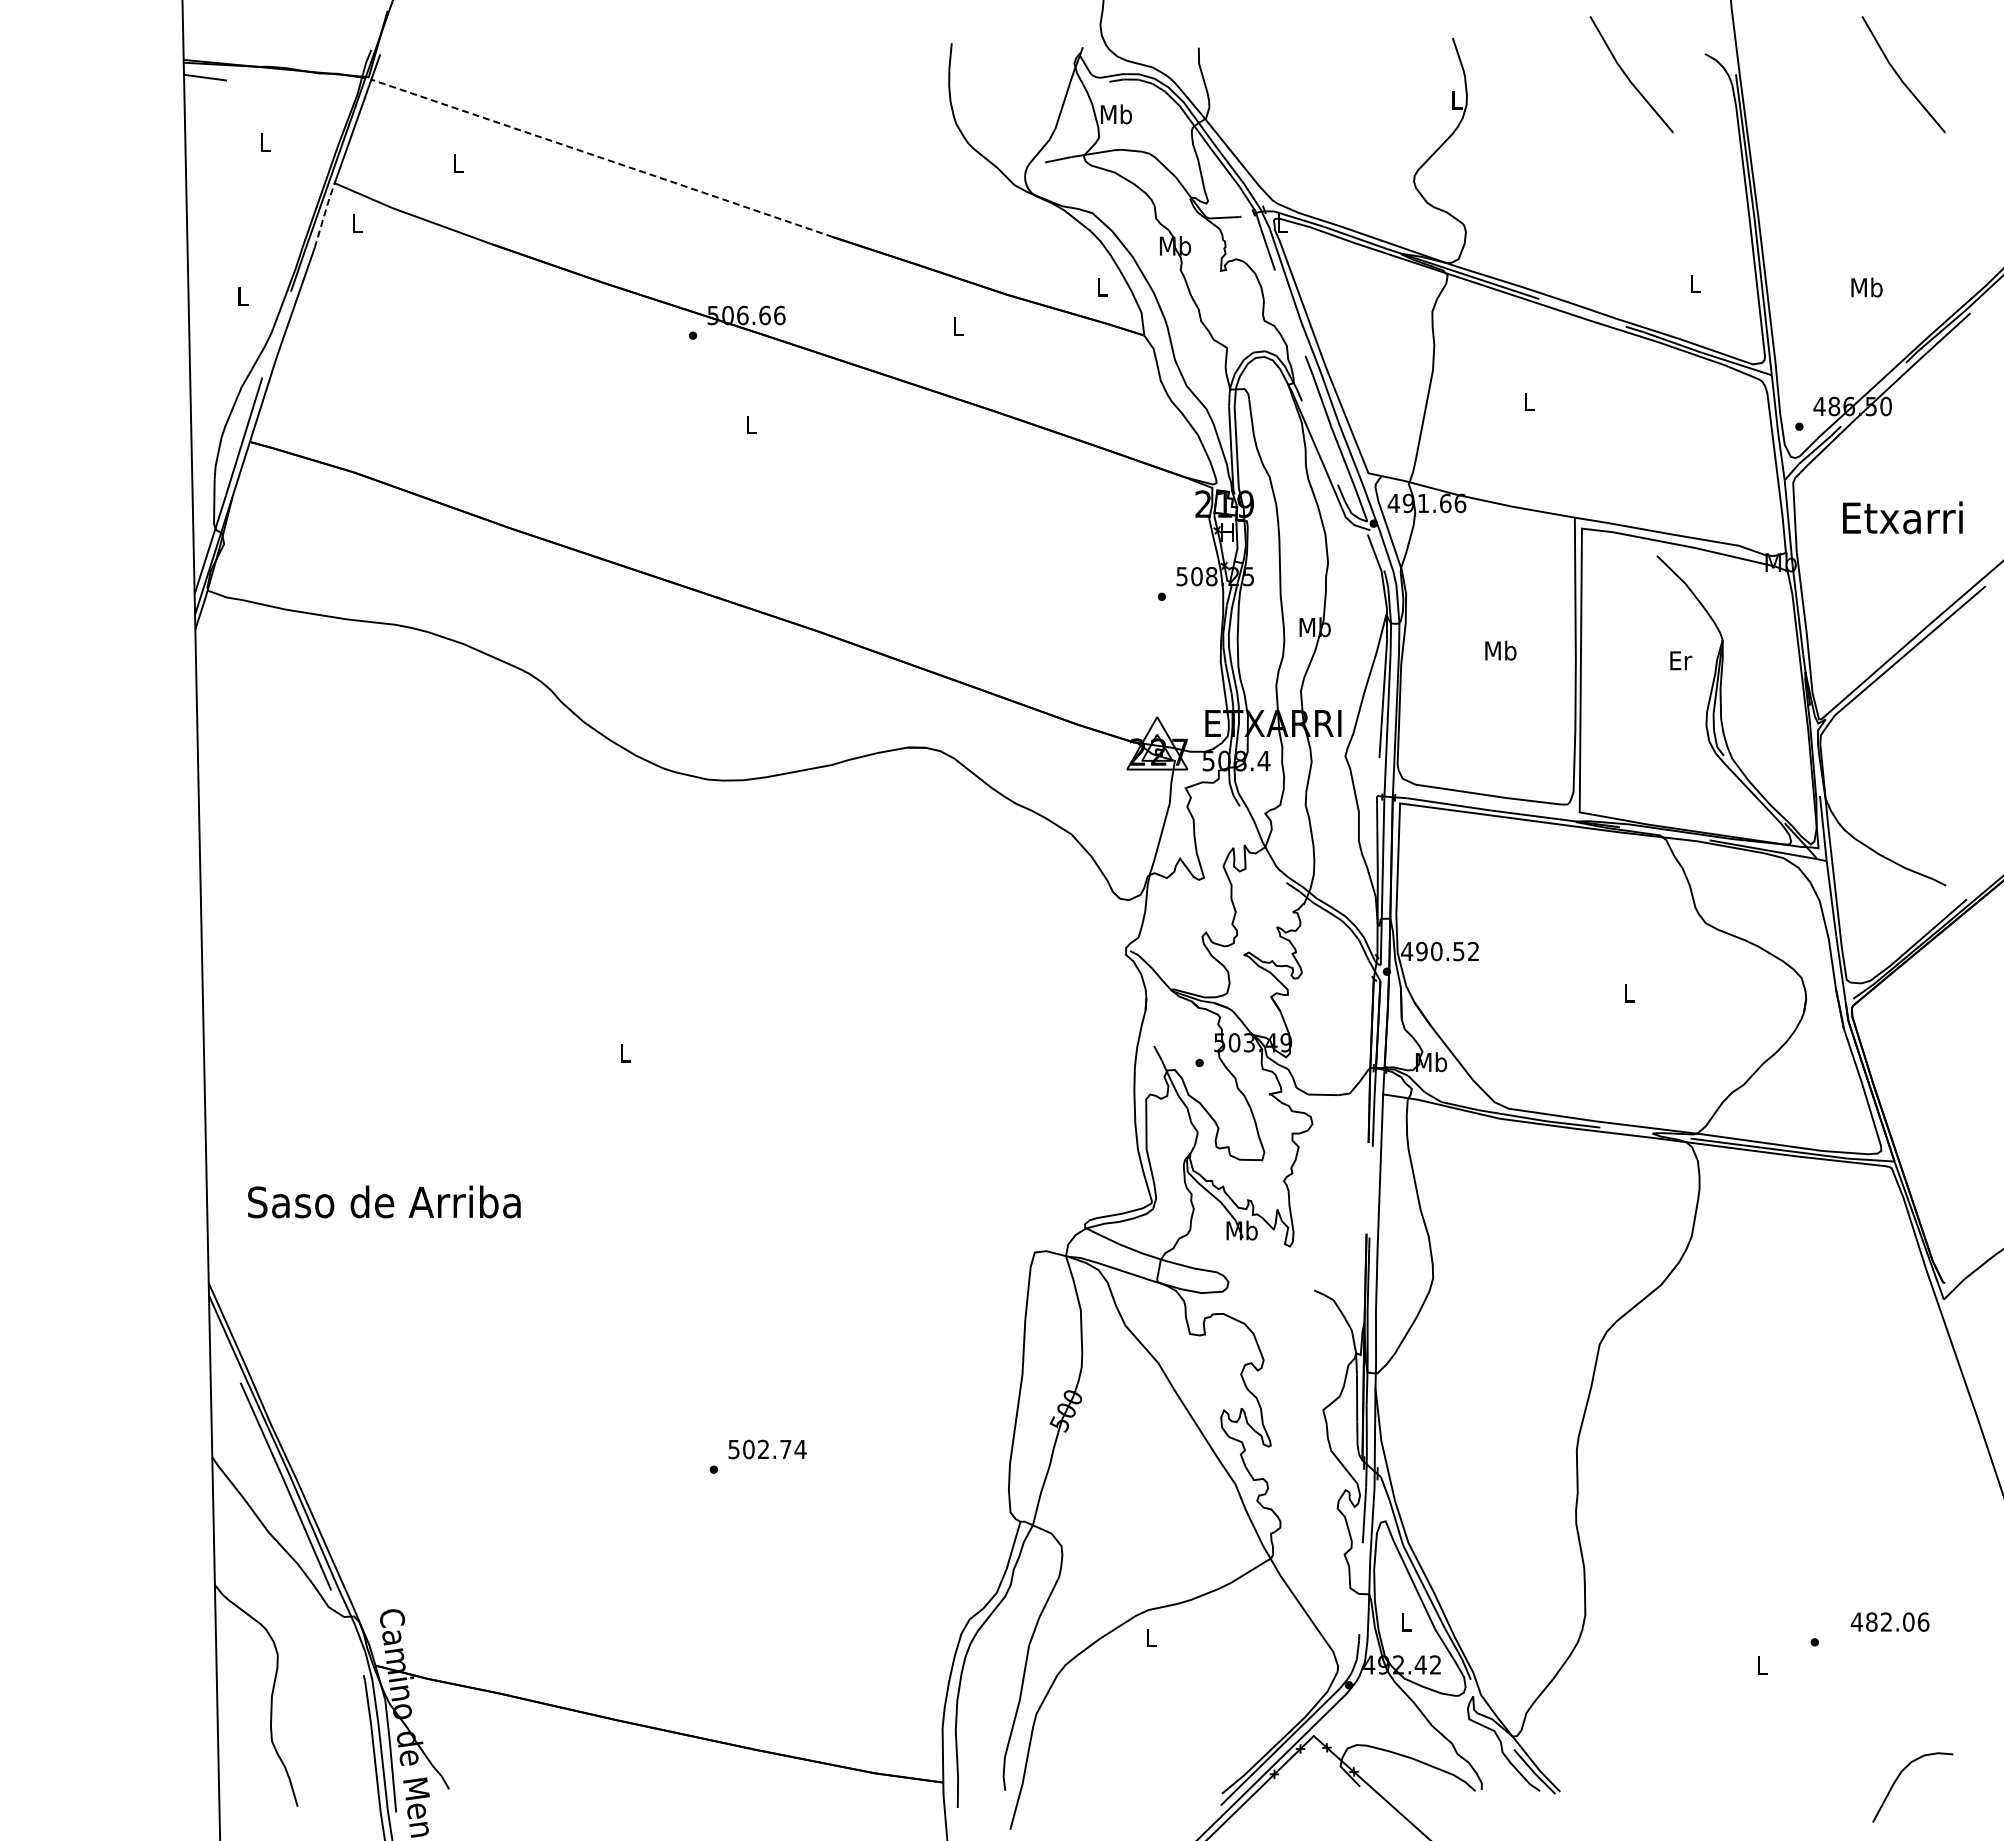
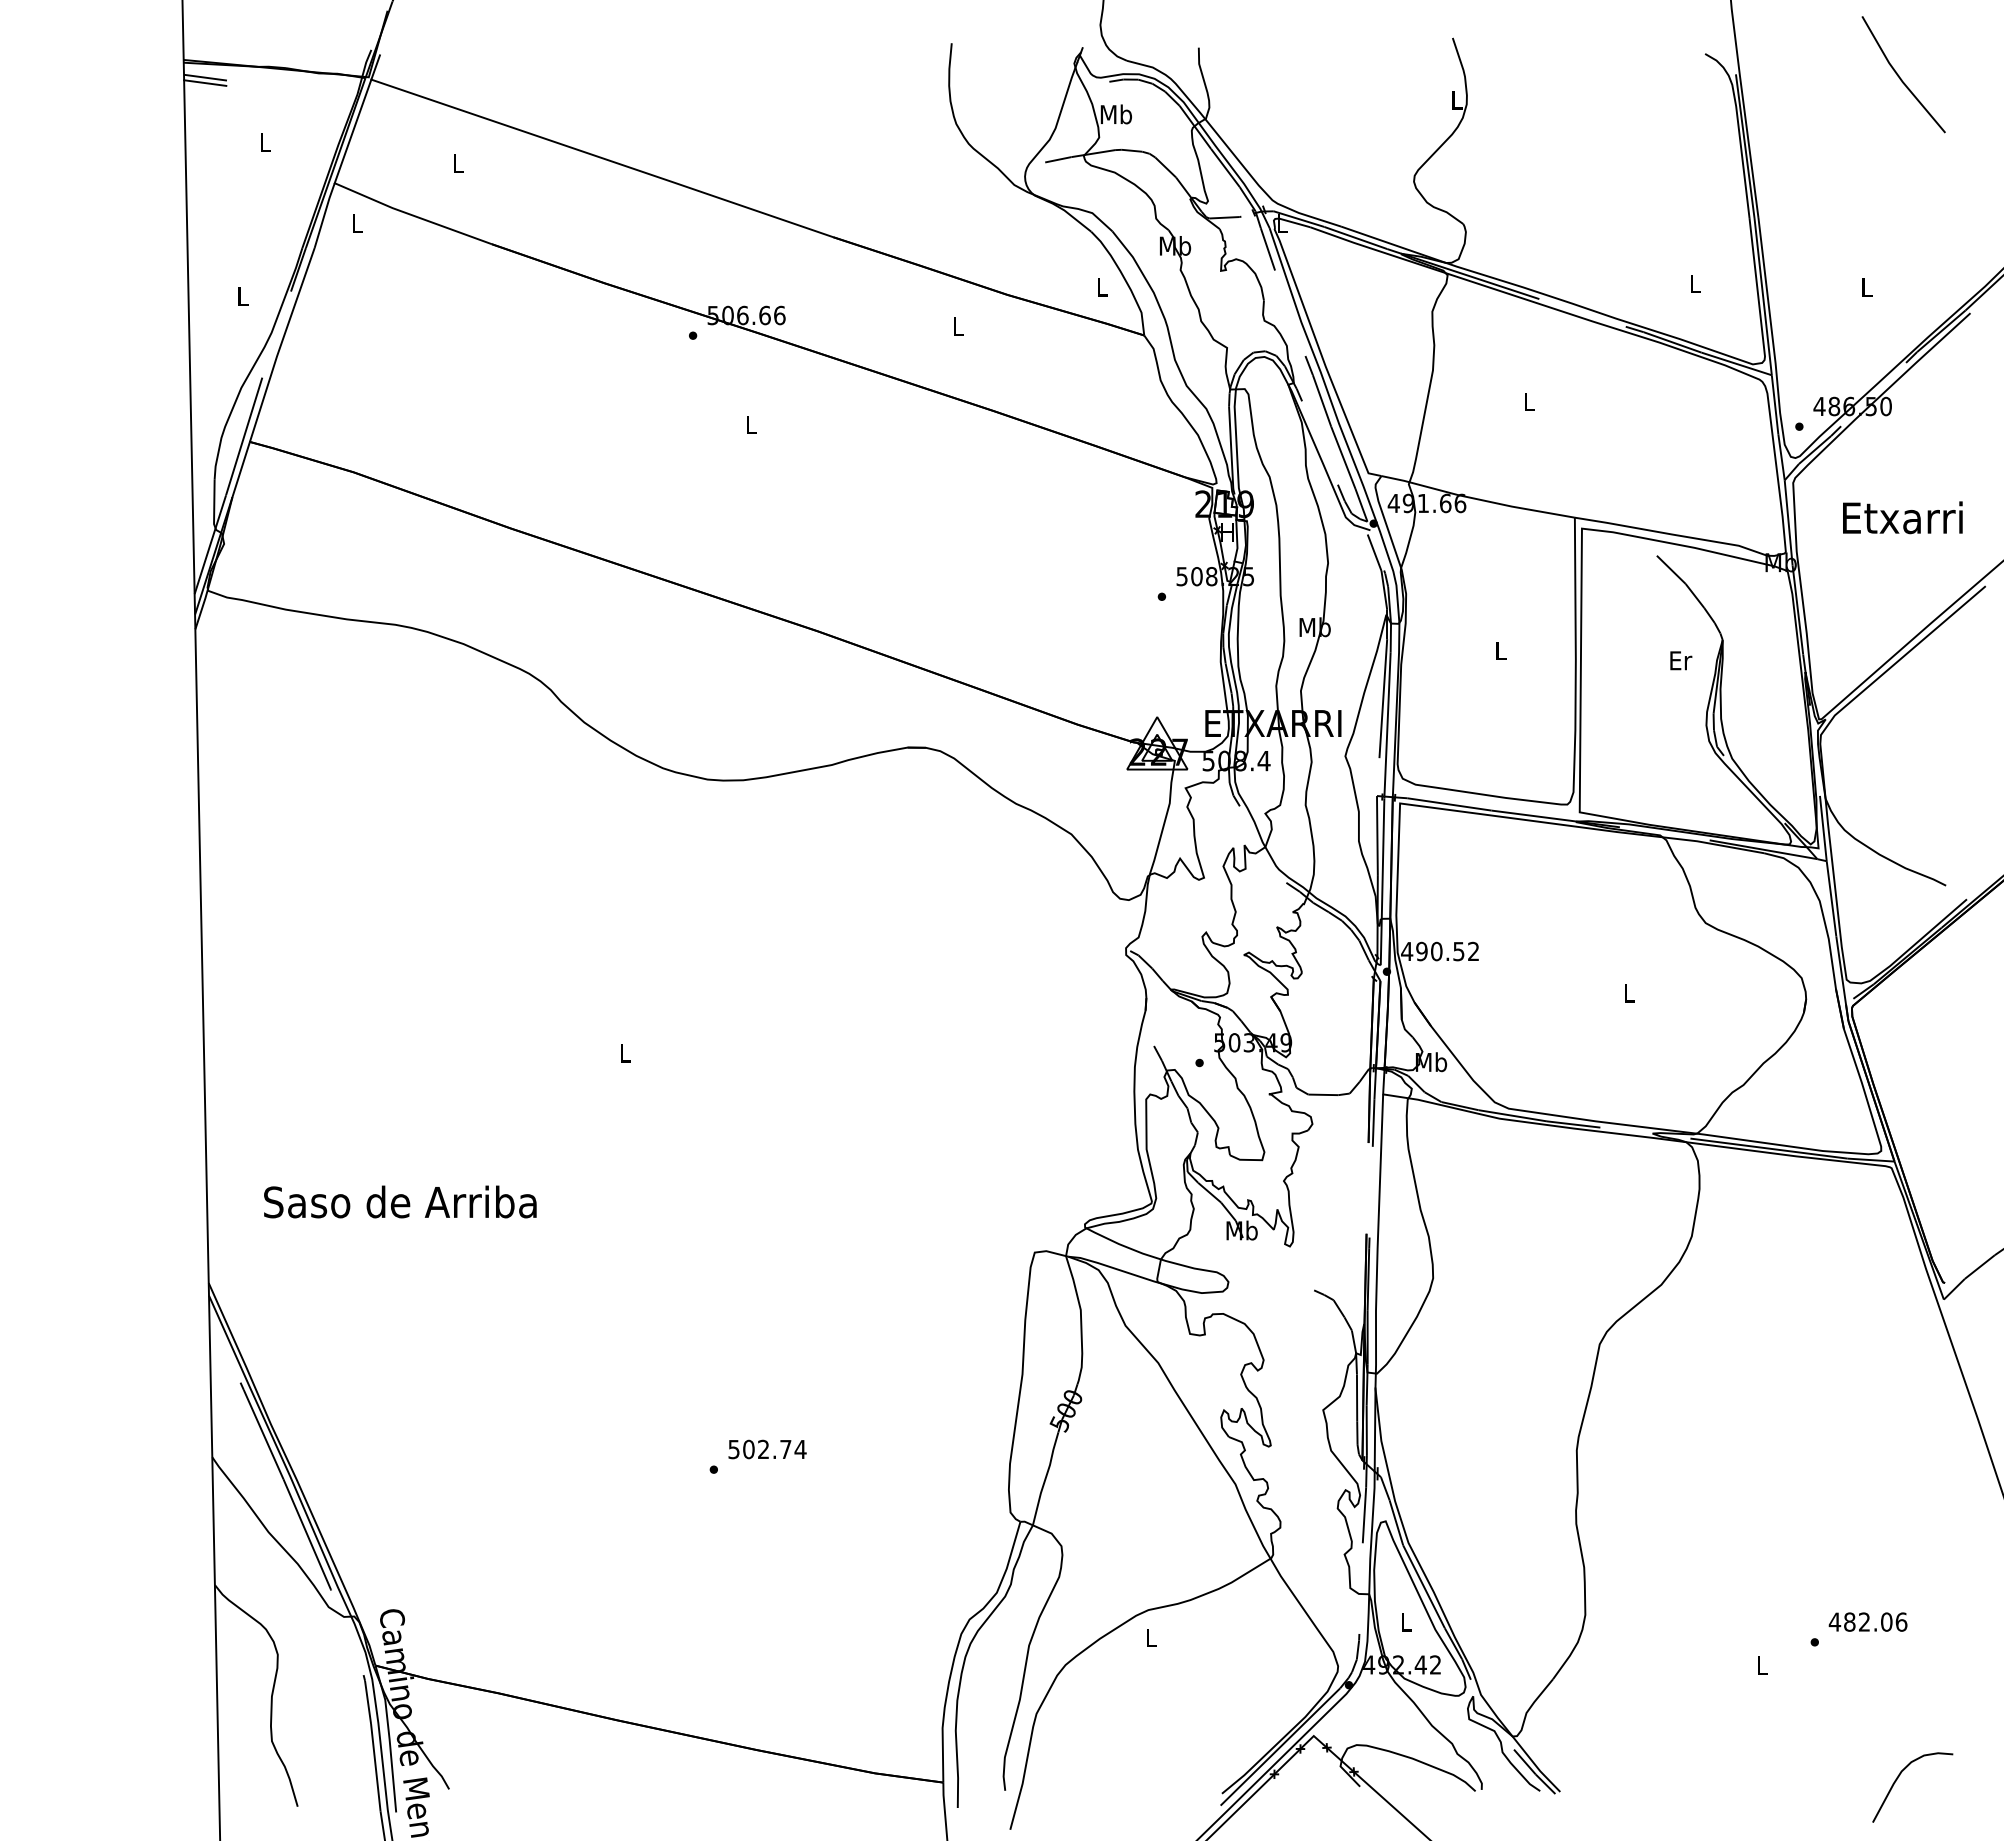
line: present -> none (1627, 75)
line: none -> present (205, 82)
line: dashed -> solid (603, 158)
line: dashed -> solid (324, 214)
text: Mb -> L (1866, 287)
text: Mb -> L (1500, 650)
text position: (384, 1201) -> (400, 1201) (400, 1201)
text position: (1889, 1621) -> (1867, 1621) (1867, 1621)
